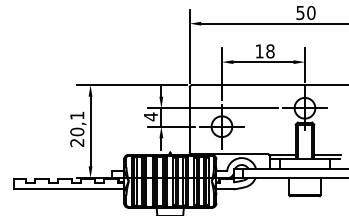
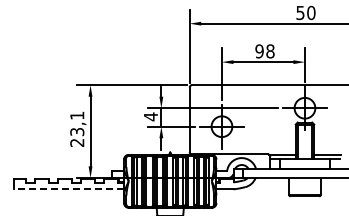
text: 18 -> 98 (259, 51)
text: 20,1 -> 23,1 (77, 131)
line: solid -> dashed (68, 189)
